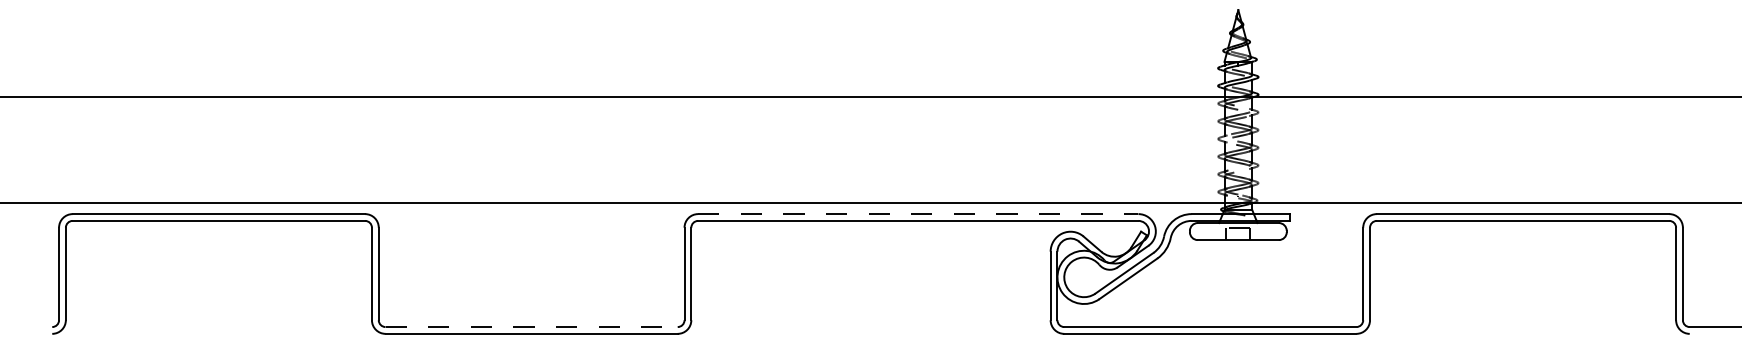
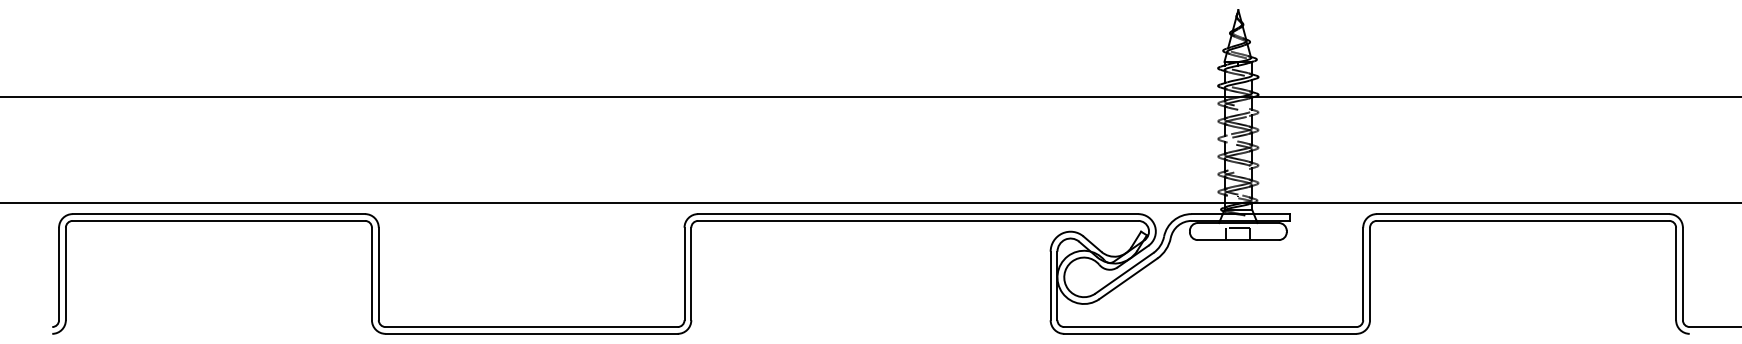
line: dashed -> solid (918, 214)
line: dashed -> solid (532, 327)
